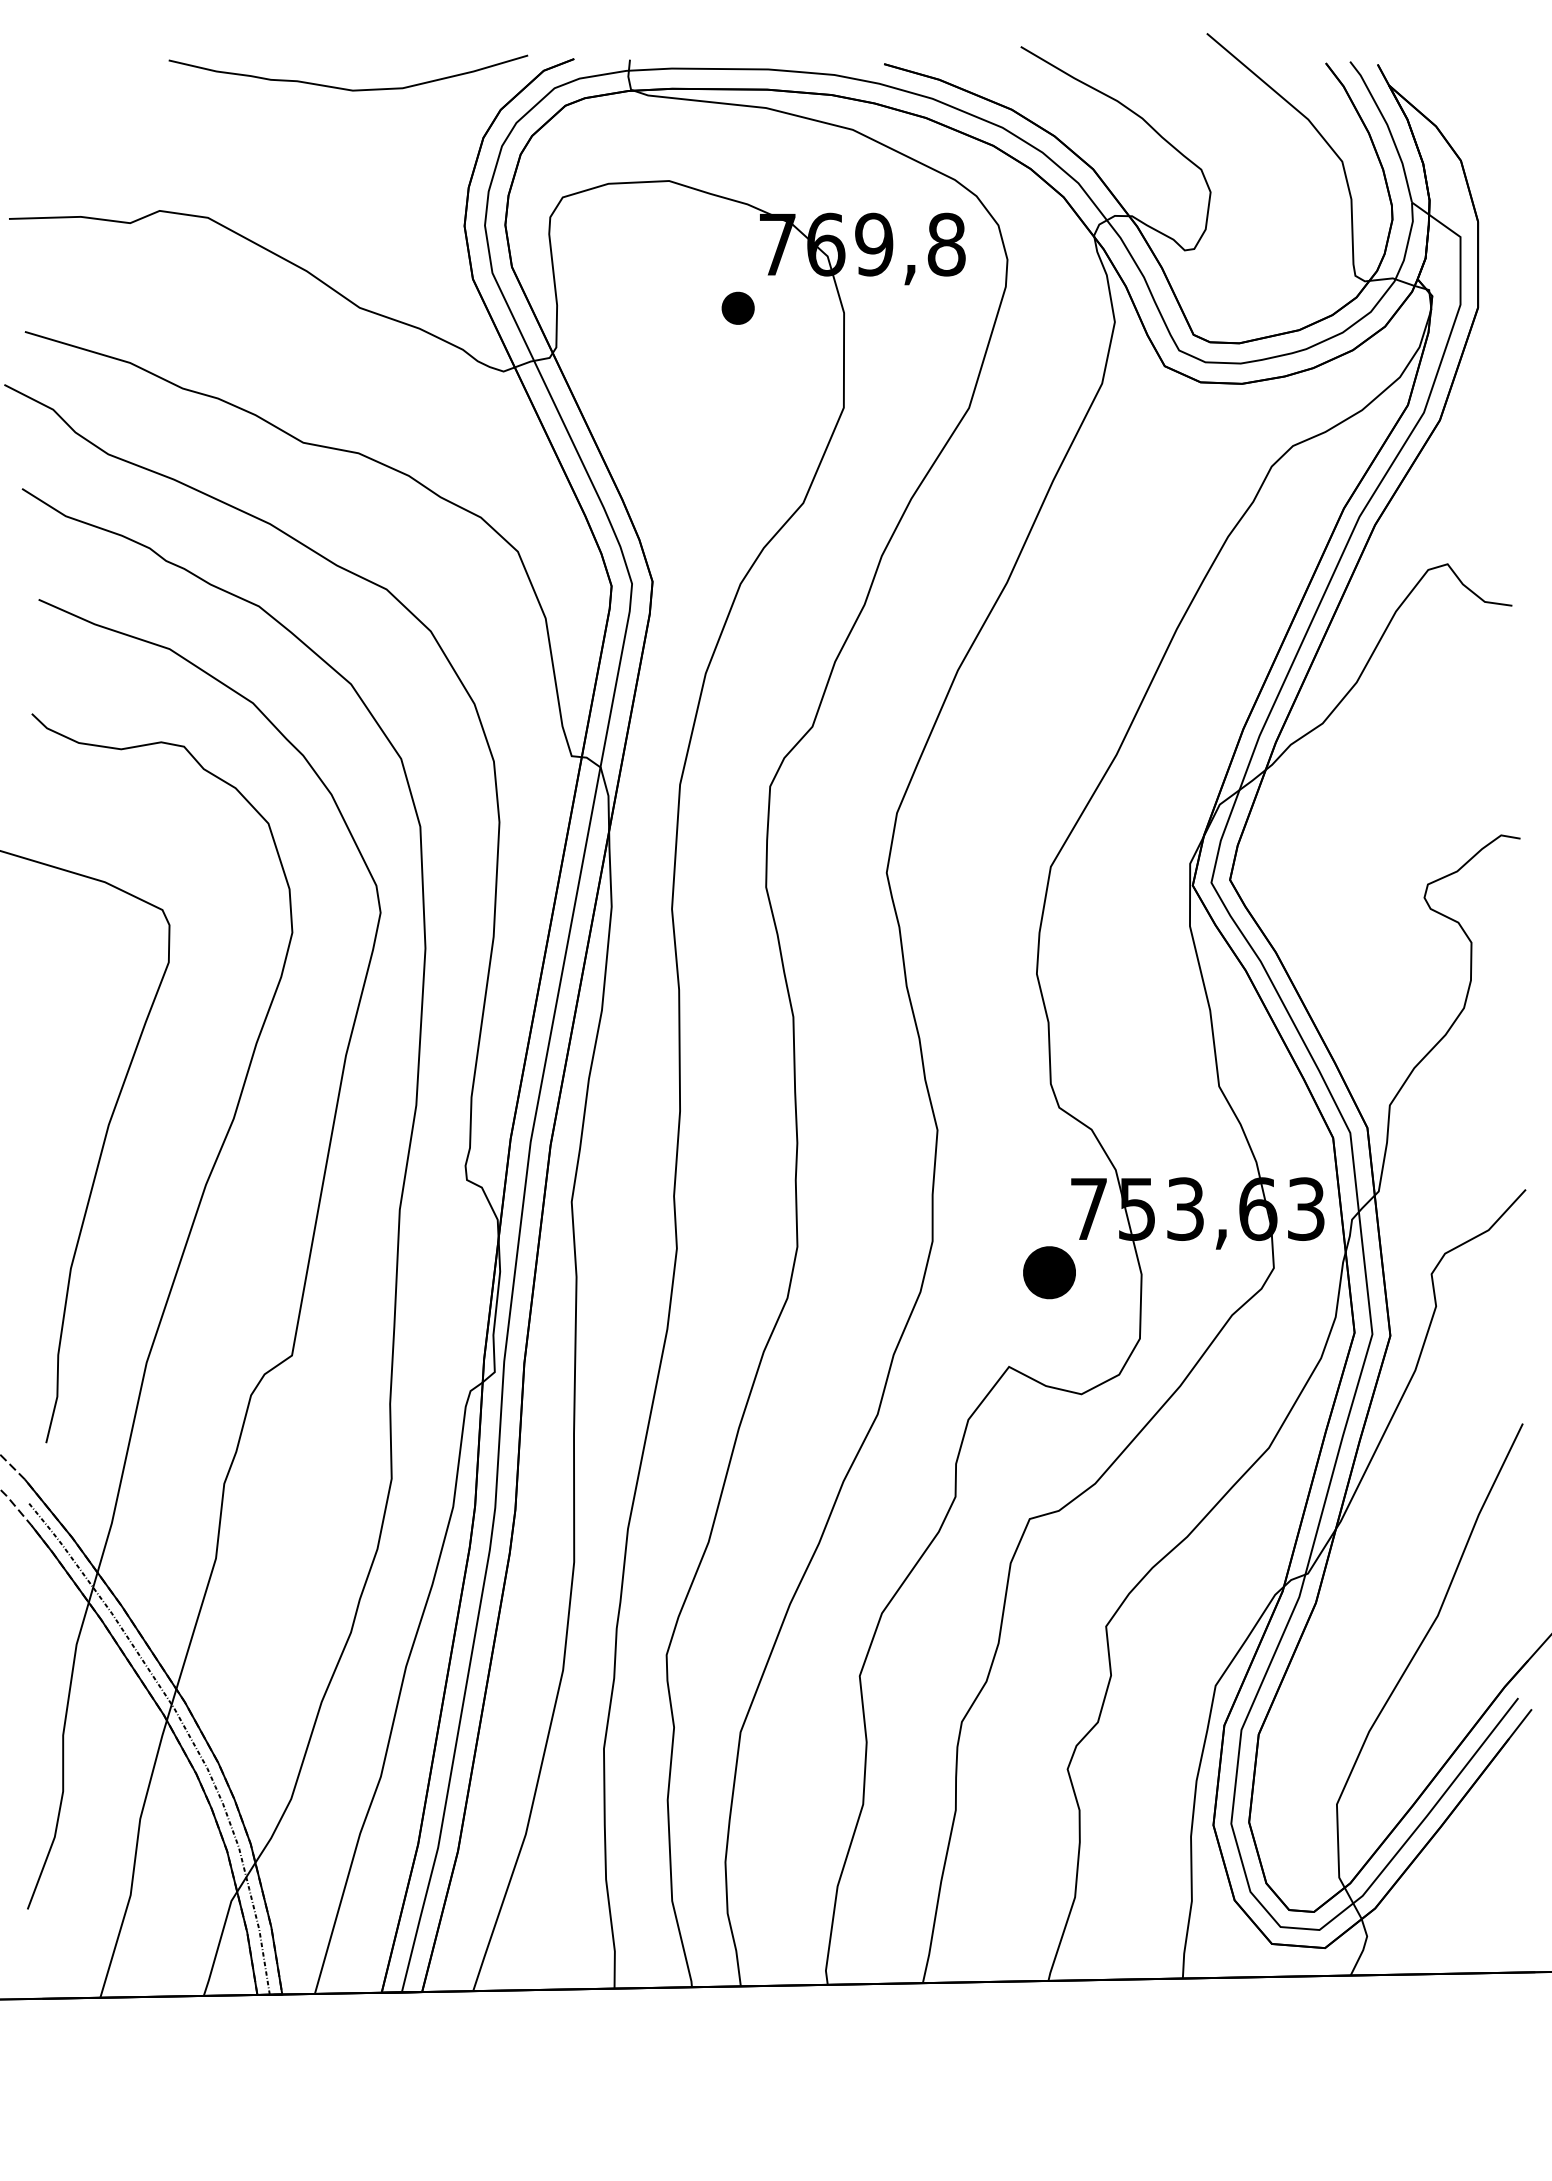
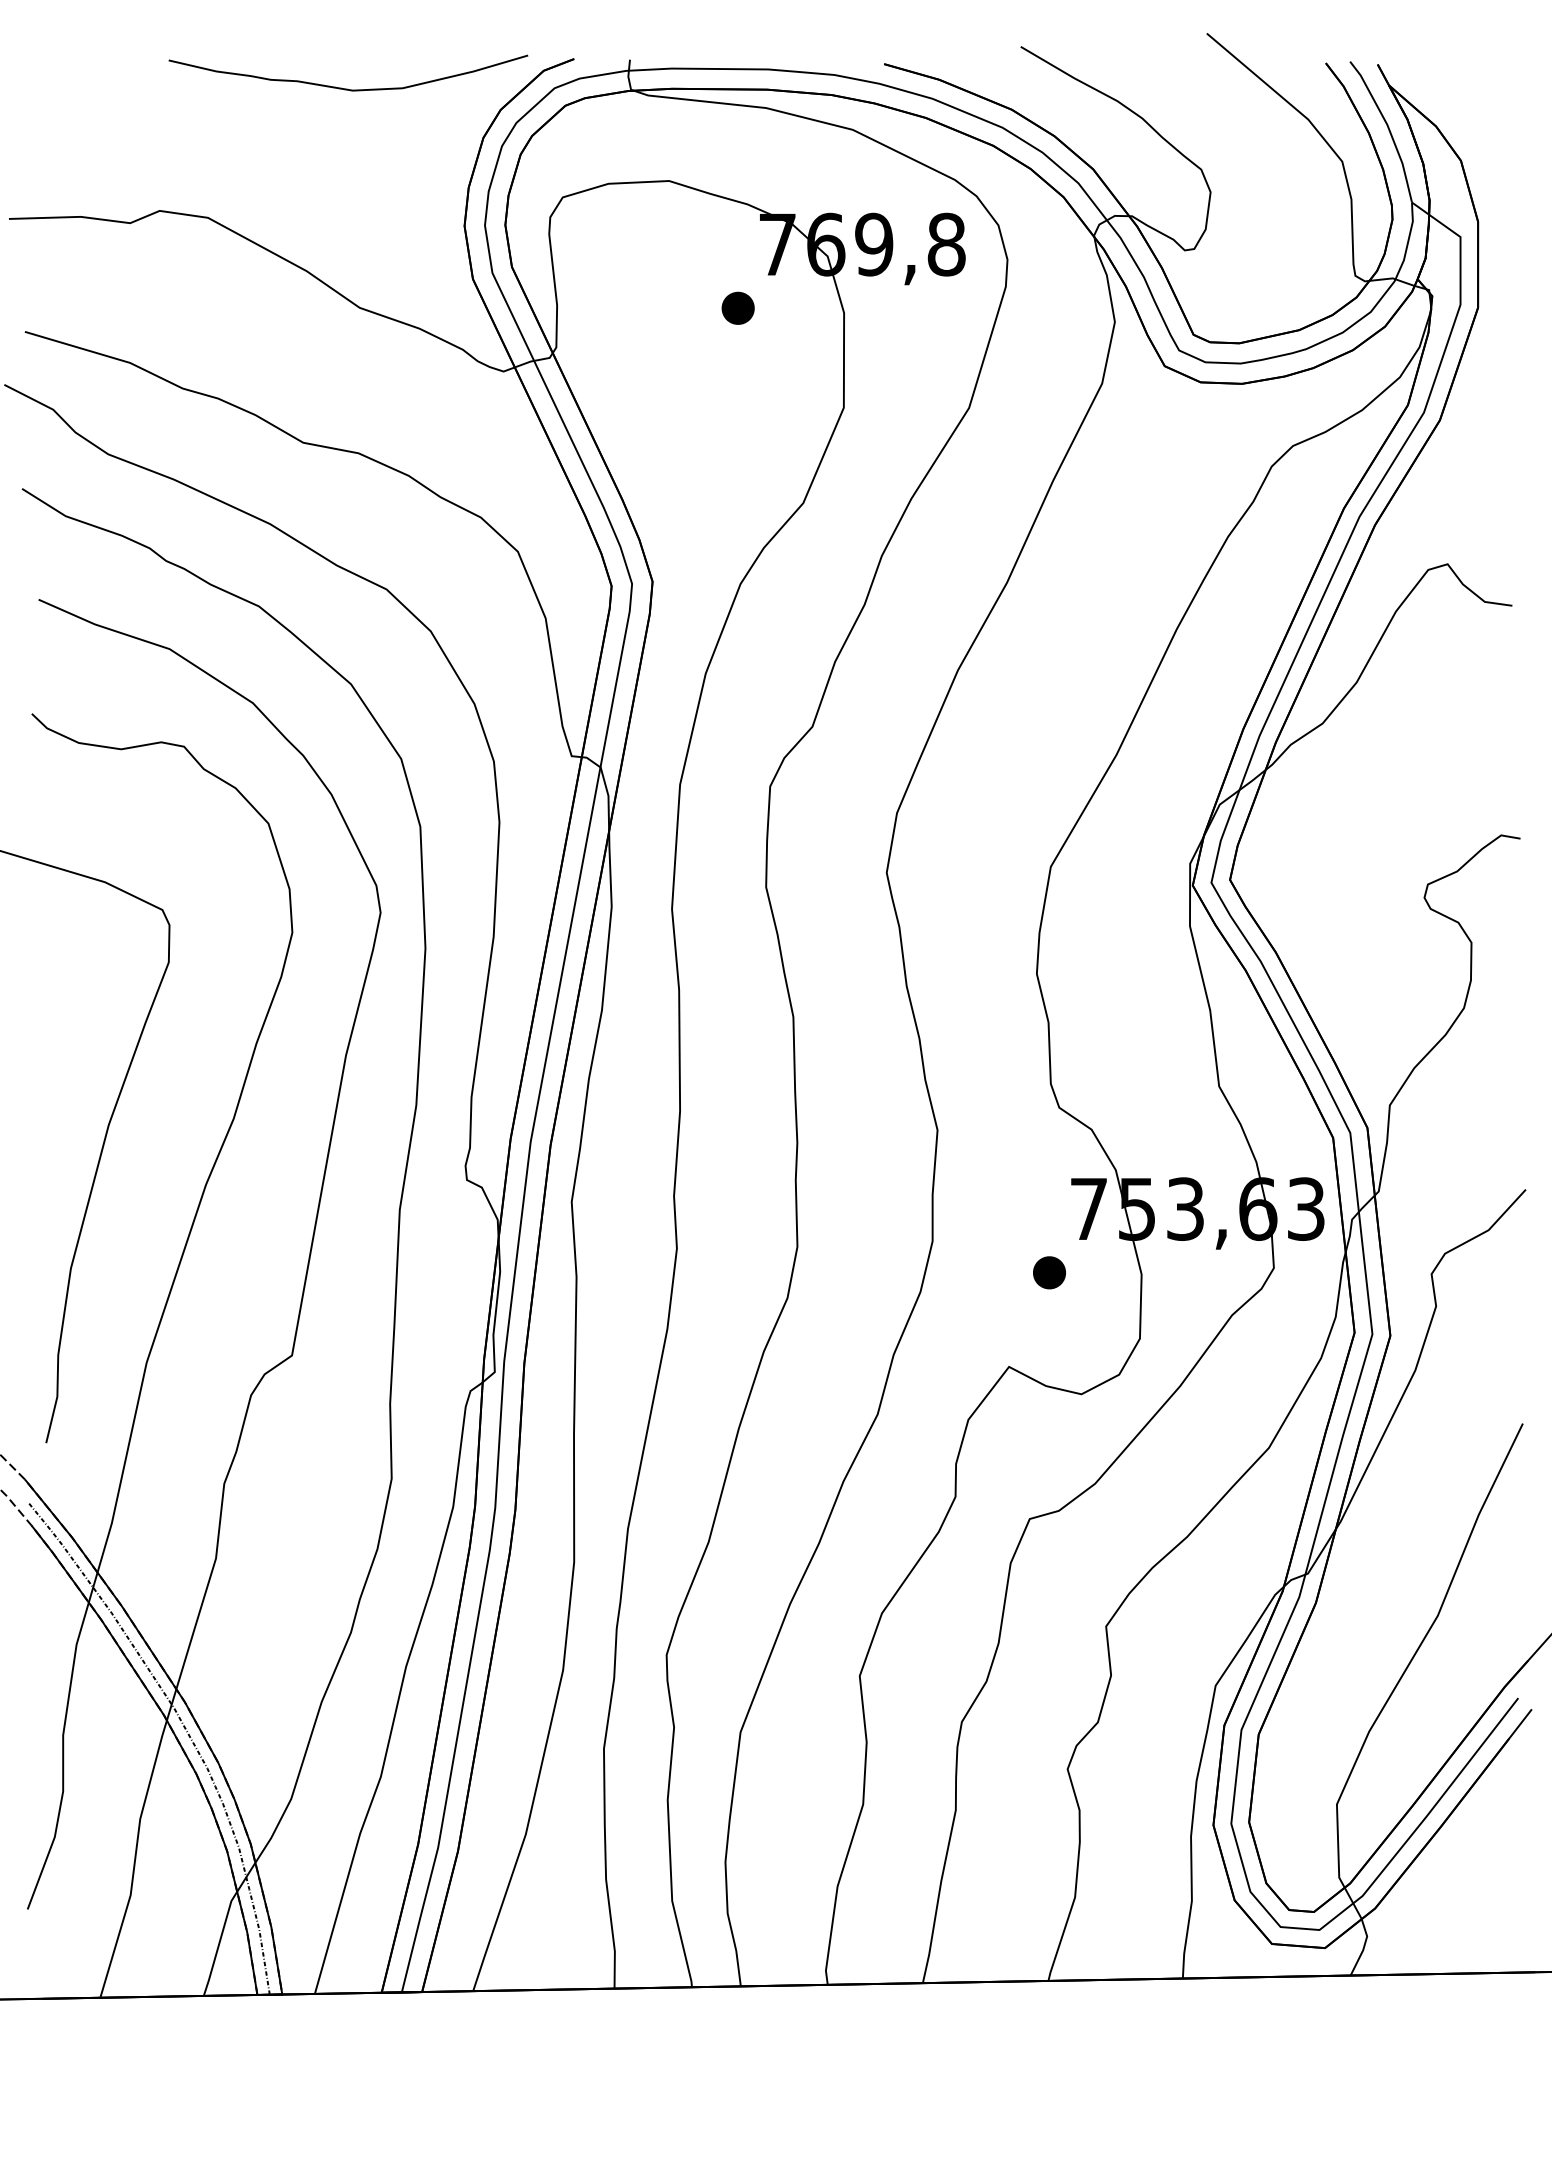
part size: 53x54 px -> 33x34 px (1049, 1272)
